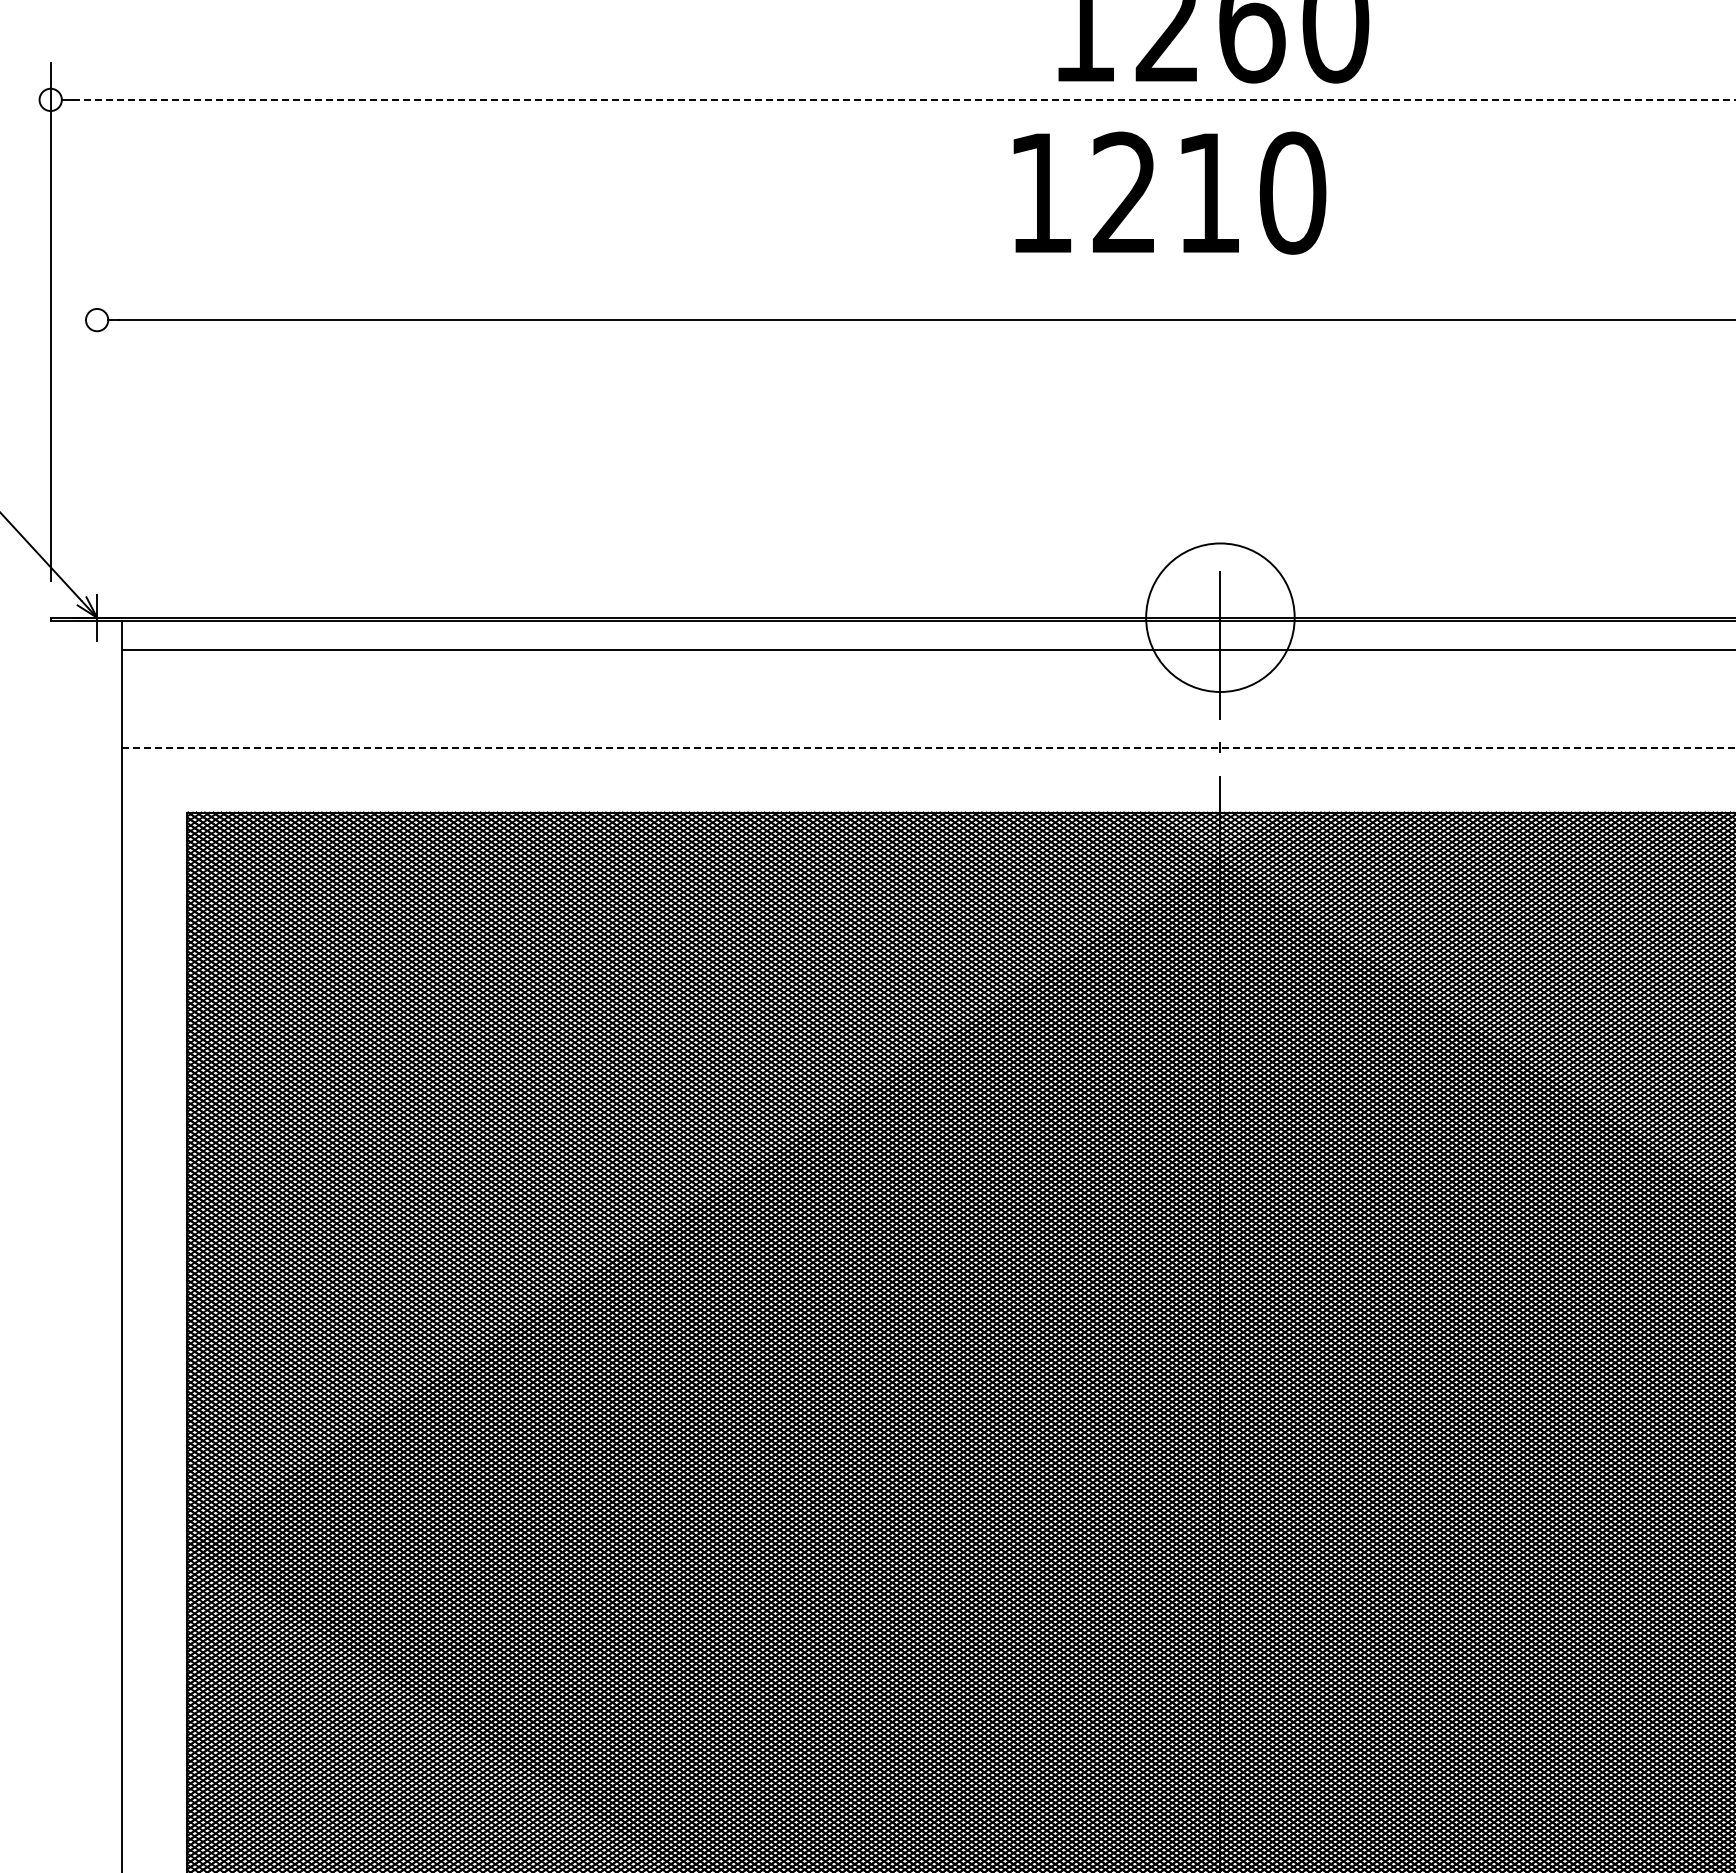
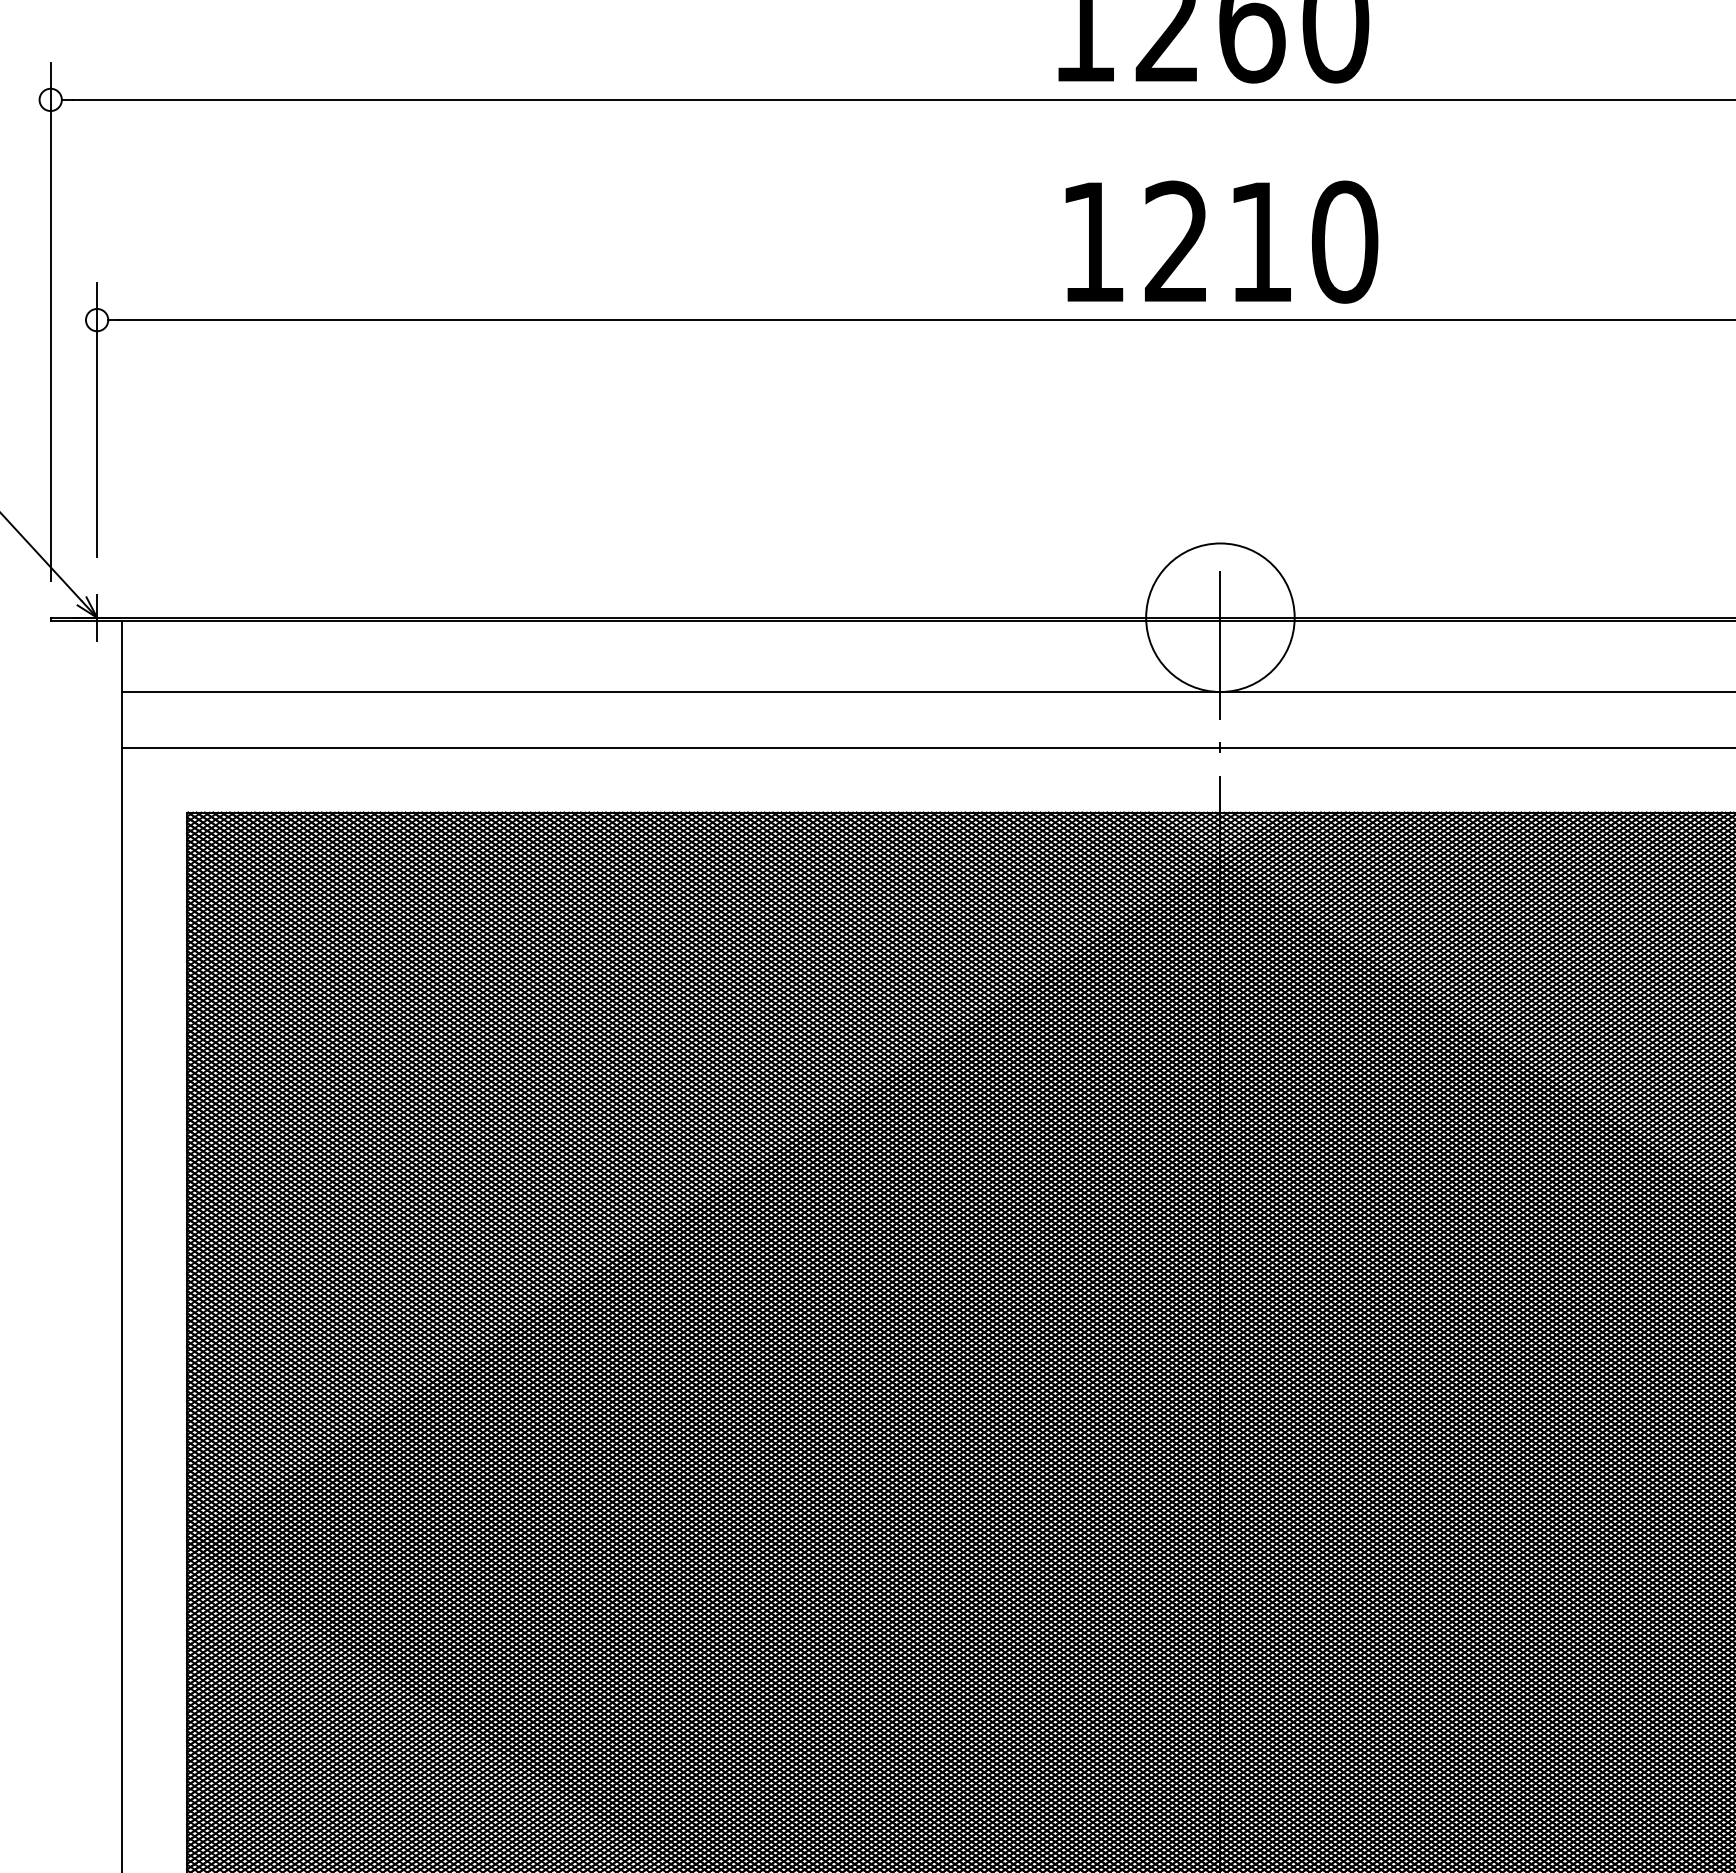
line: dashed -> solid (903, 99)
text position: (1169, 192) -> (1221, 241) (1221, 241)
line: none -> present (97, 419)
line position: (927, 650) -> (927, 692) (927, 692)
line: dashed -> solid (929, 747)
